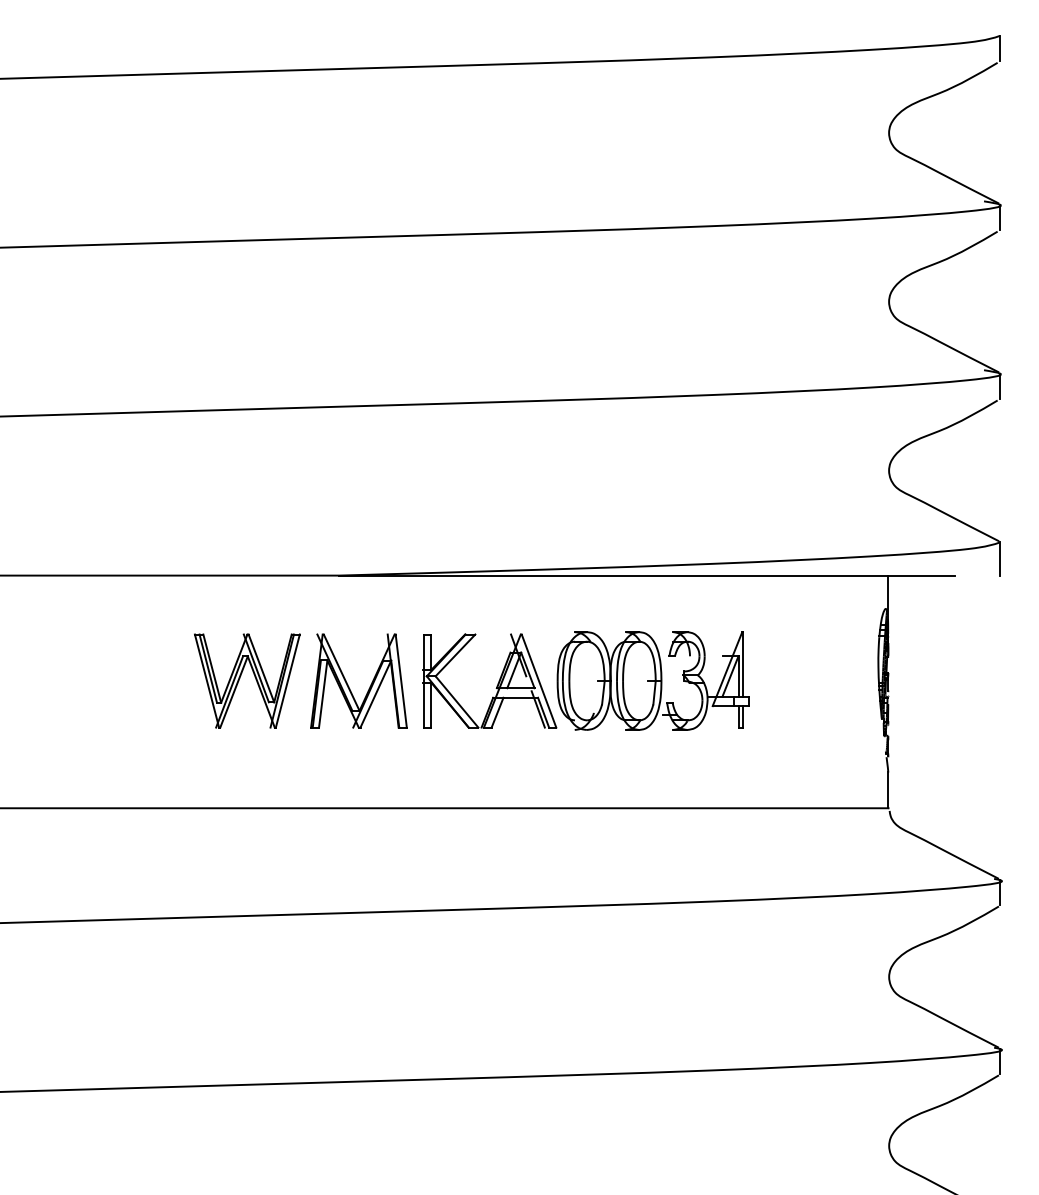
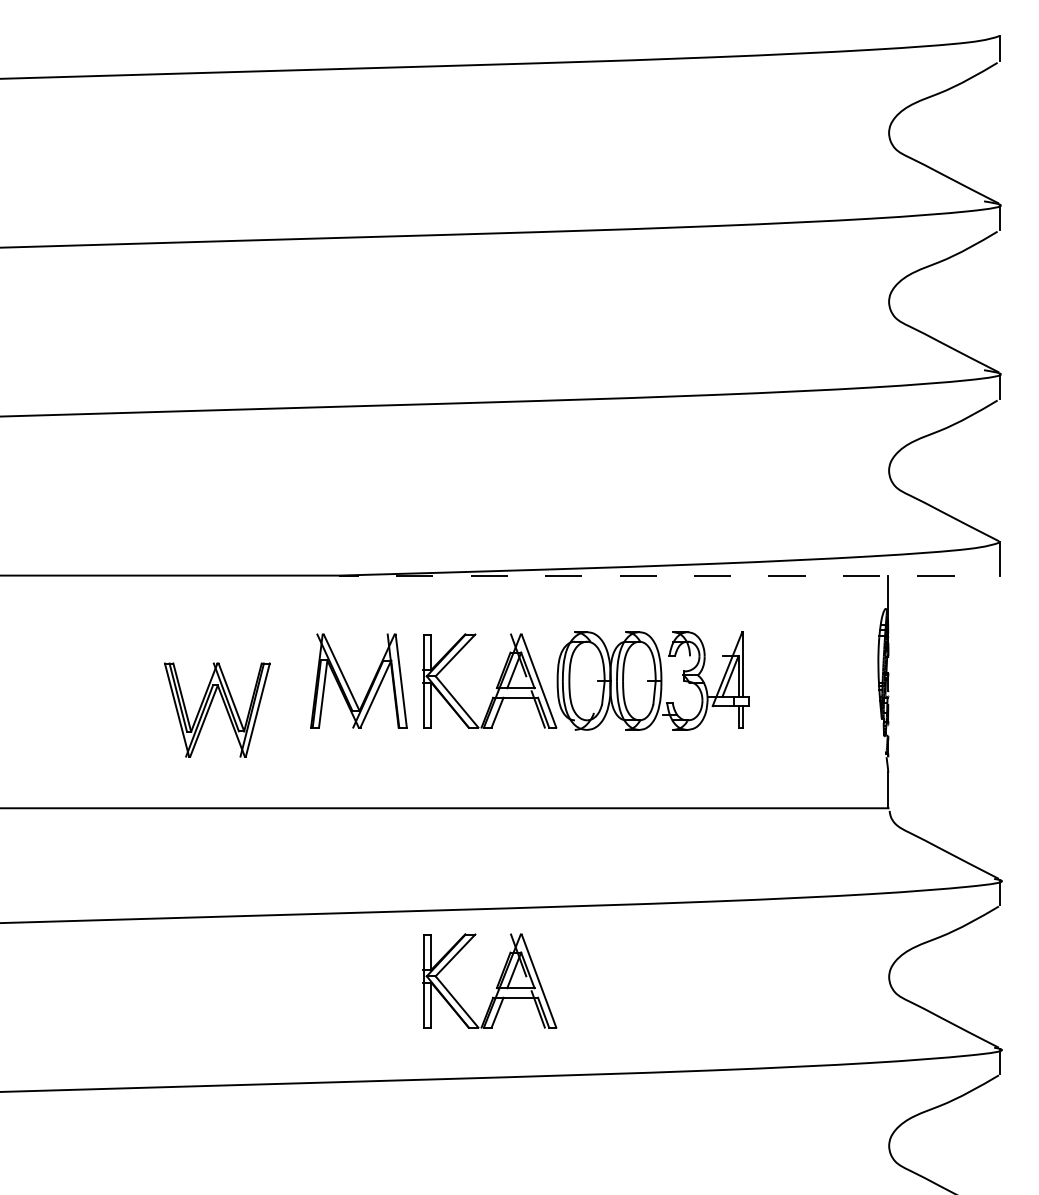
line: solid -> dashed (646, 575)
part position: (240, 678) -> (210, 707) (210, 707)
part: none -> present (497, 983)
